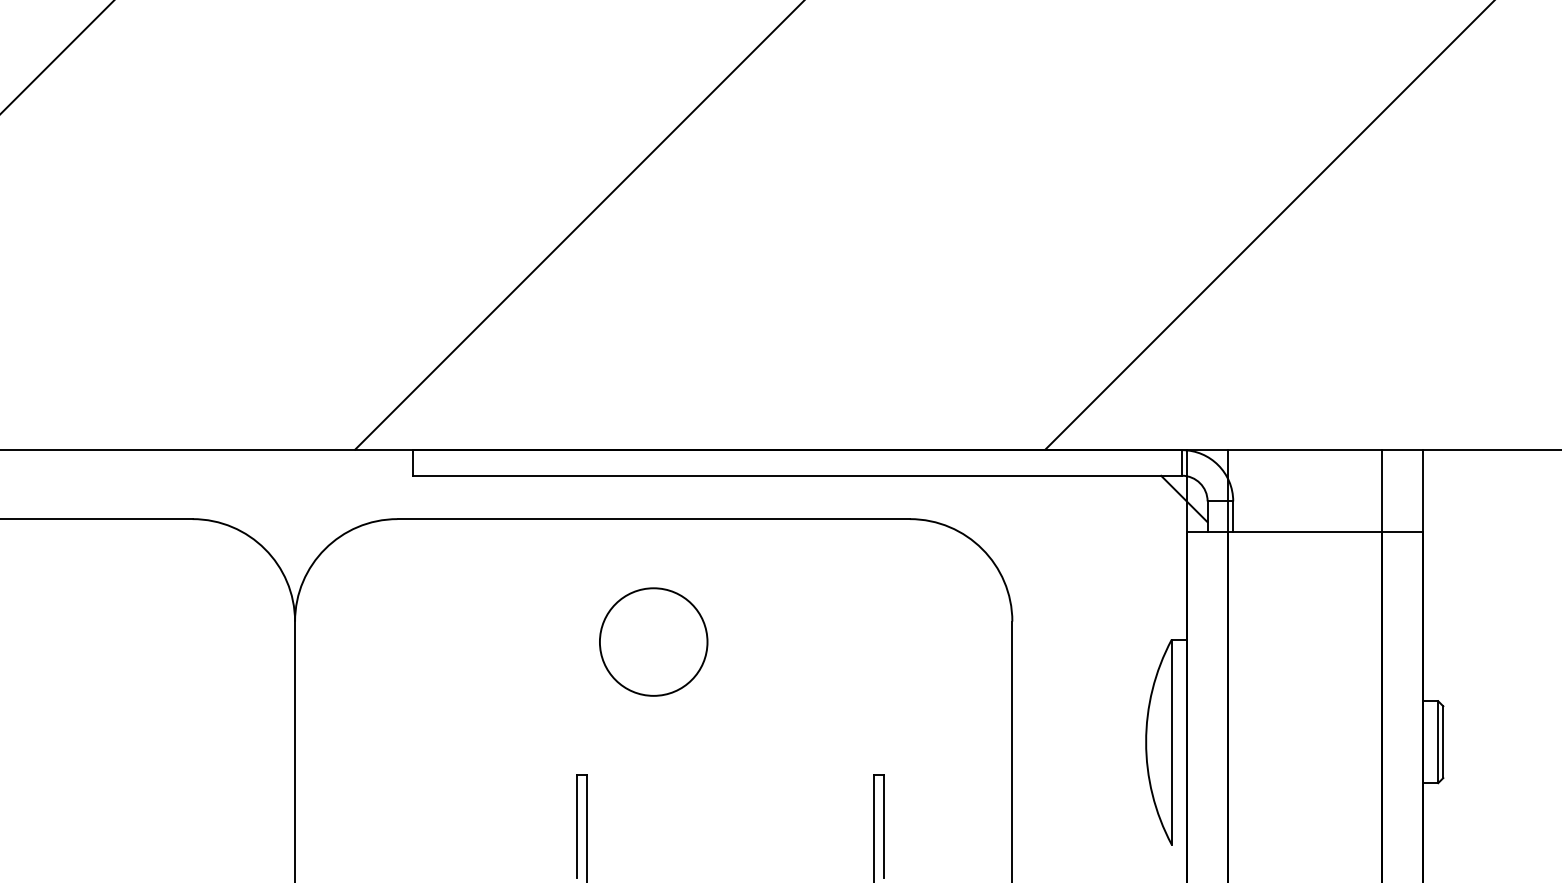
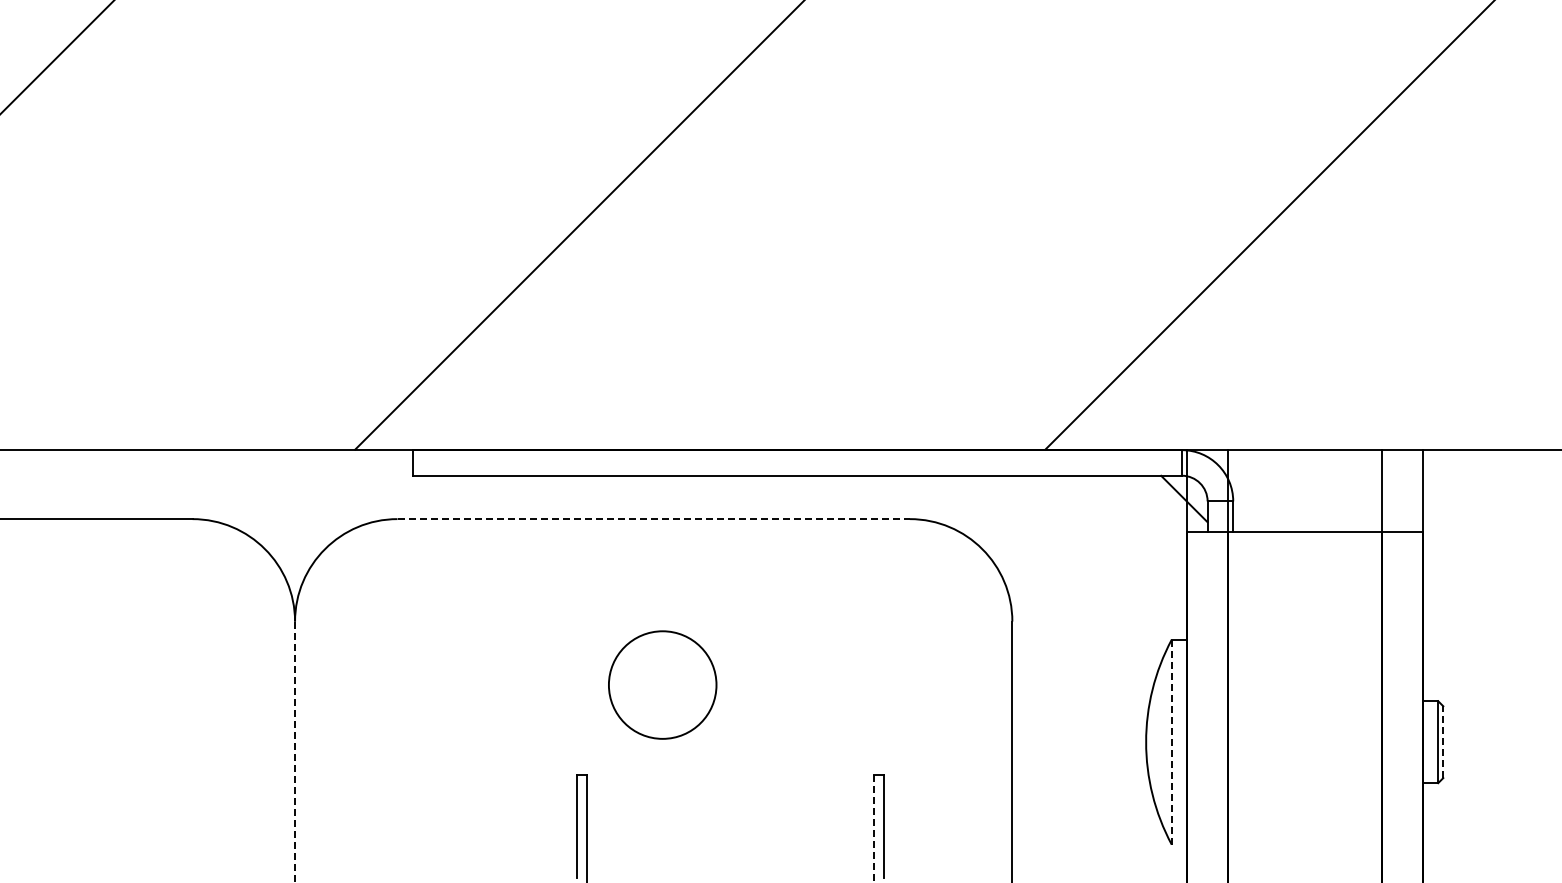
line: solid -> dashed (654, 519)
circle position: (653, 641) -> (662, 684) (662, 684)
line: solid -> dashed (1171, 741)
line: solid -> dashed (1443, 742)
line: solid -> dashed (295, 752)
line: solid -> dashed (874, 829)
